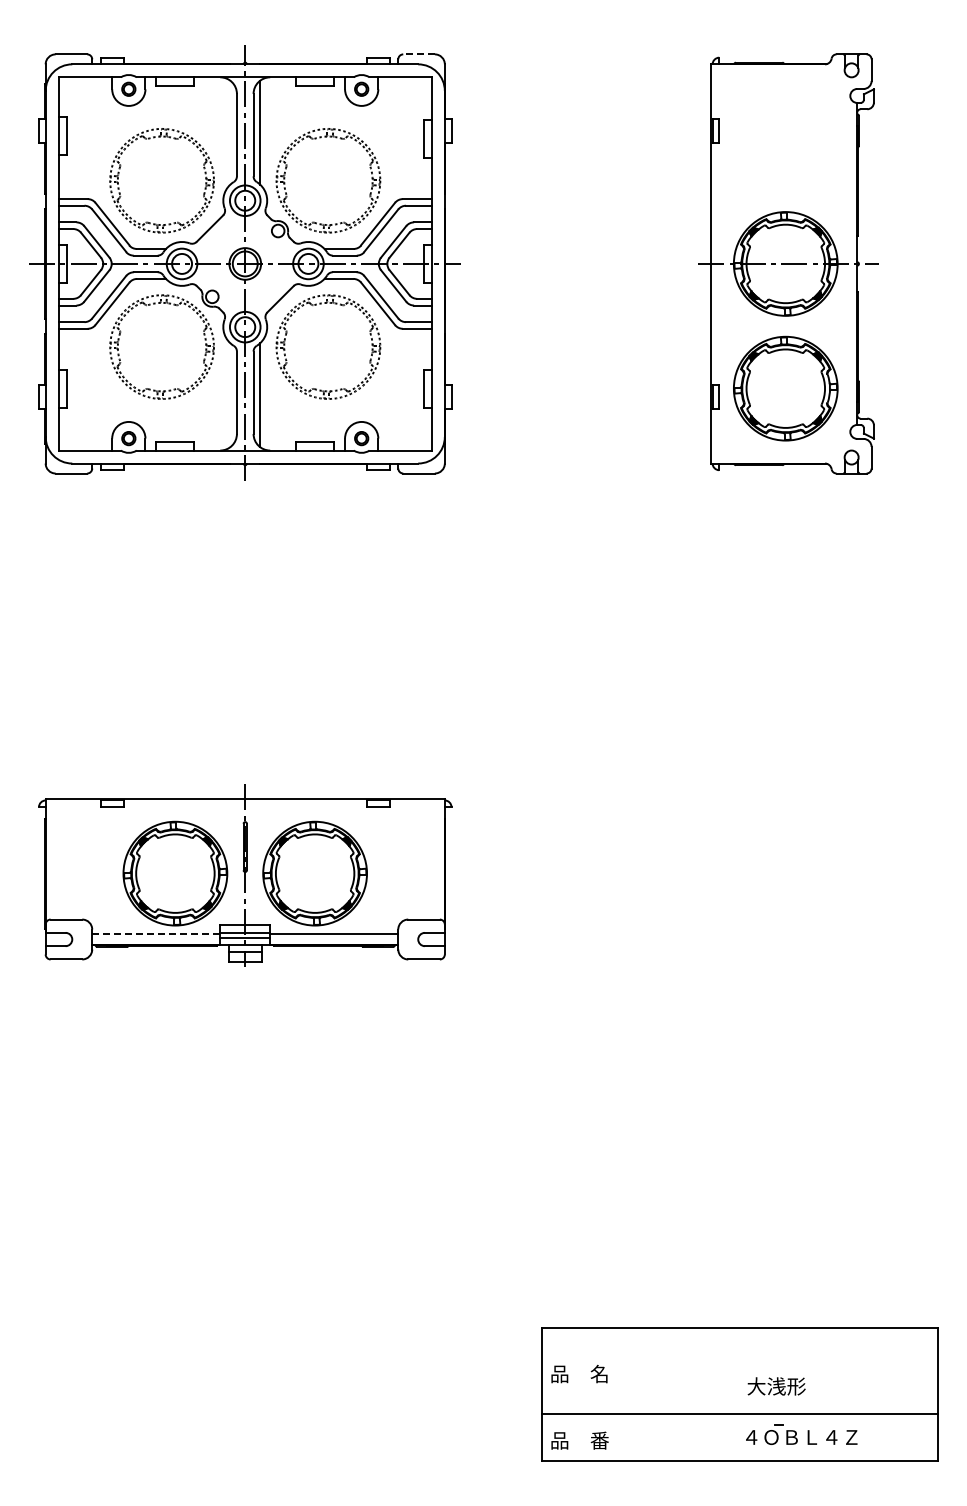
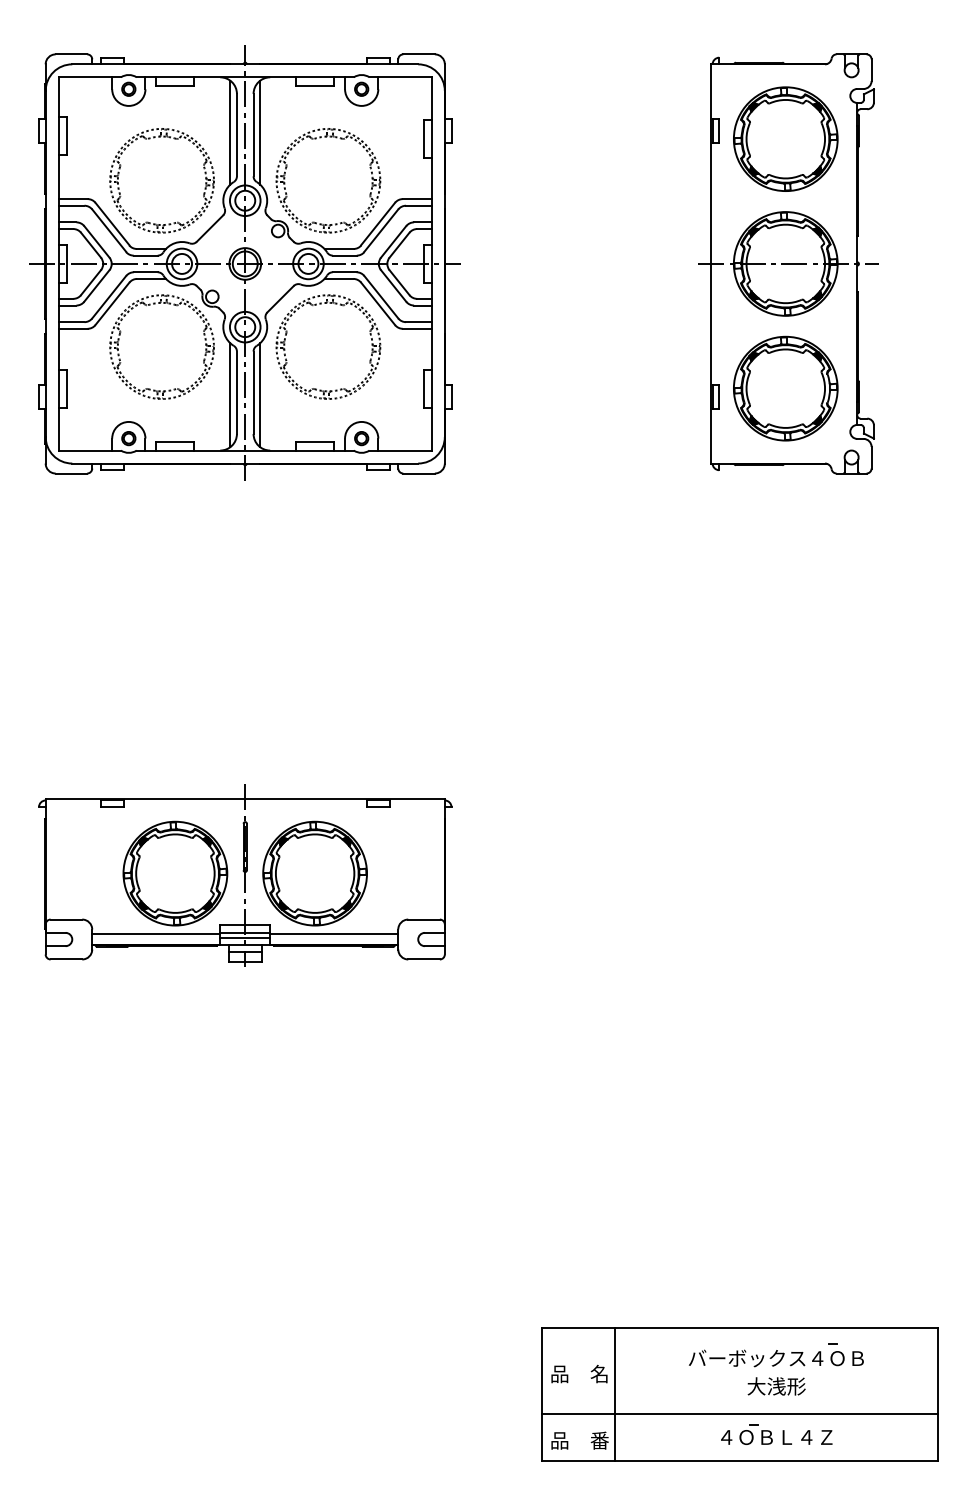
line: dashed -> solid (419, 54)
line: none -> present (230, 132)
part: none -> present (785, 138)
line: none -> present (230, 395)
line: dashed -> solid (156, 934)
part: none -> present (776, 1355)
line: none -> present (615, 1393)
part position: (801, 1434) -> (776, 1434) (776, 1434)
